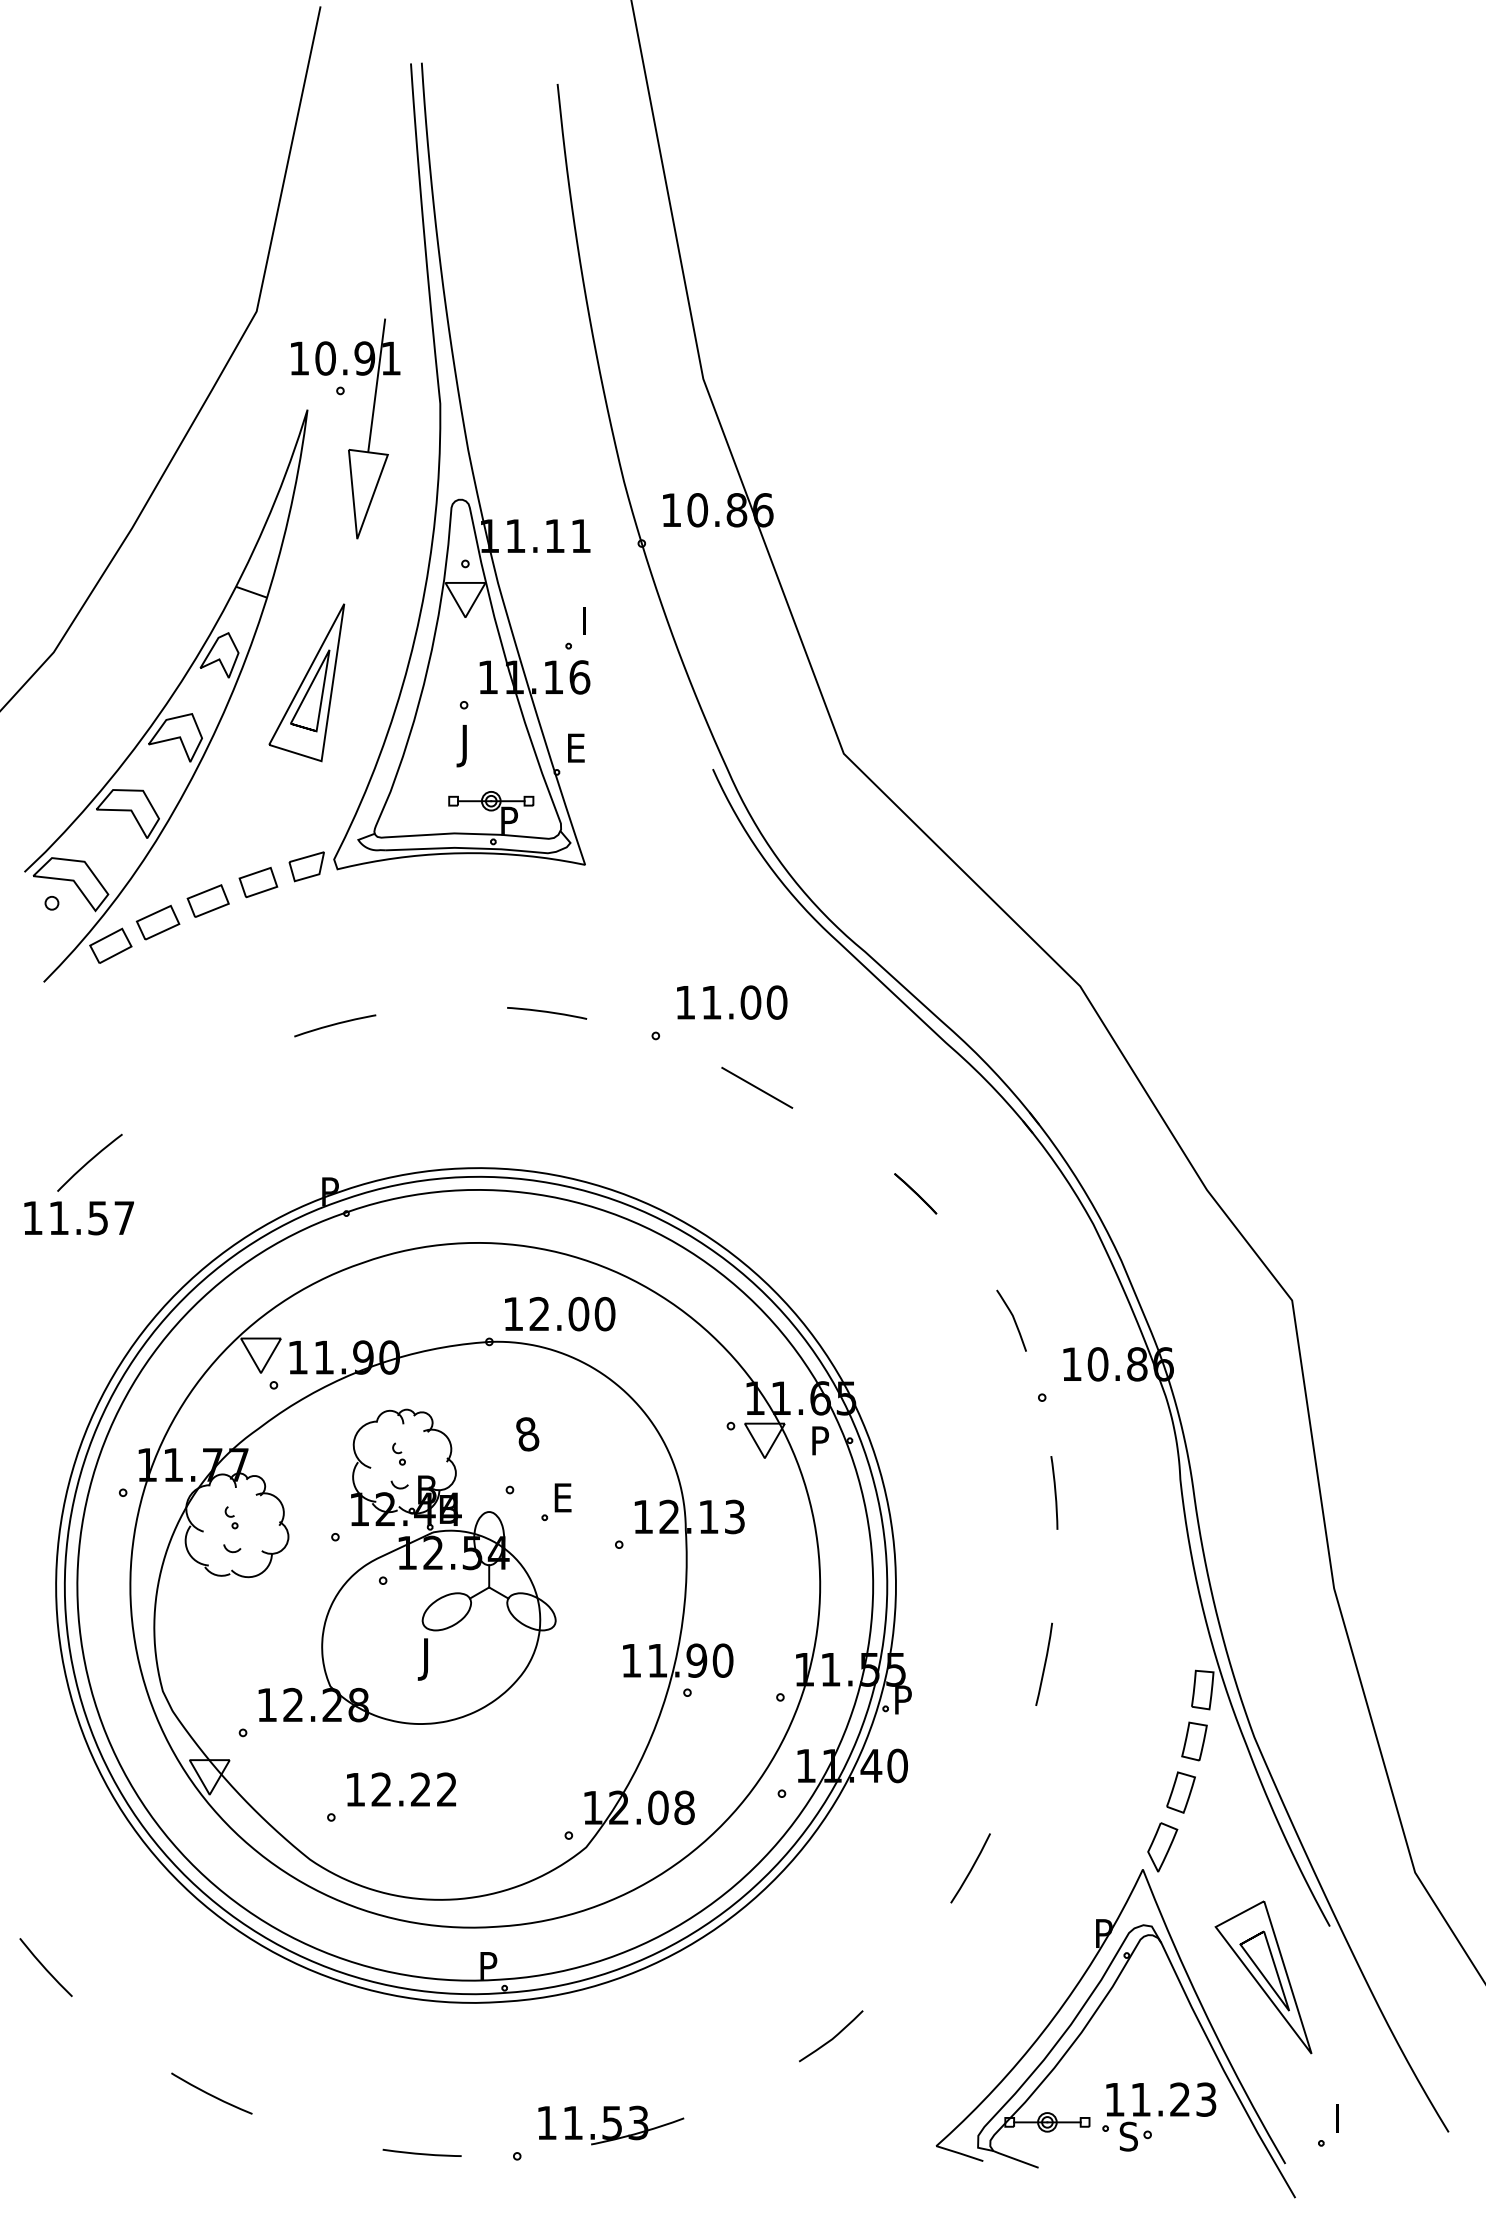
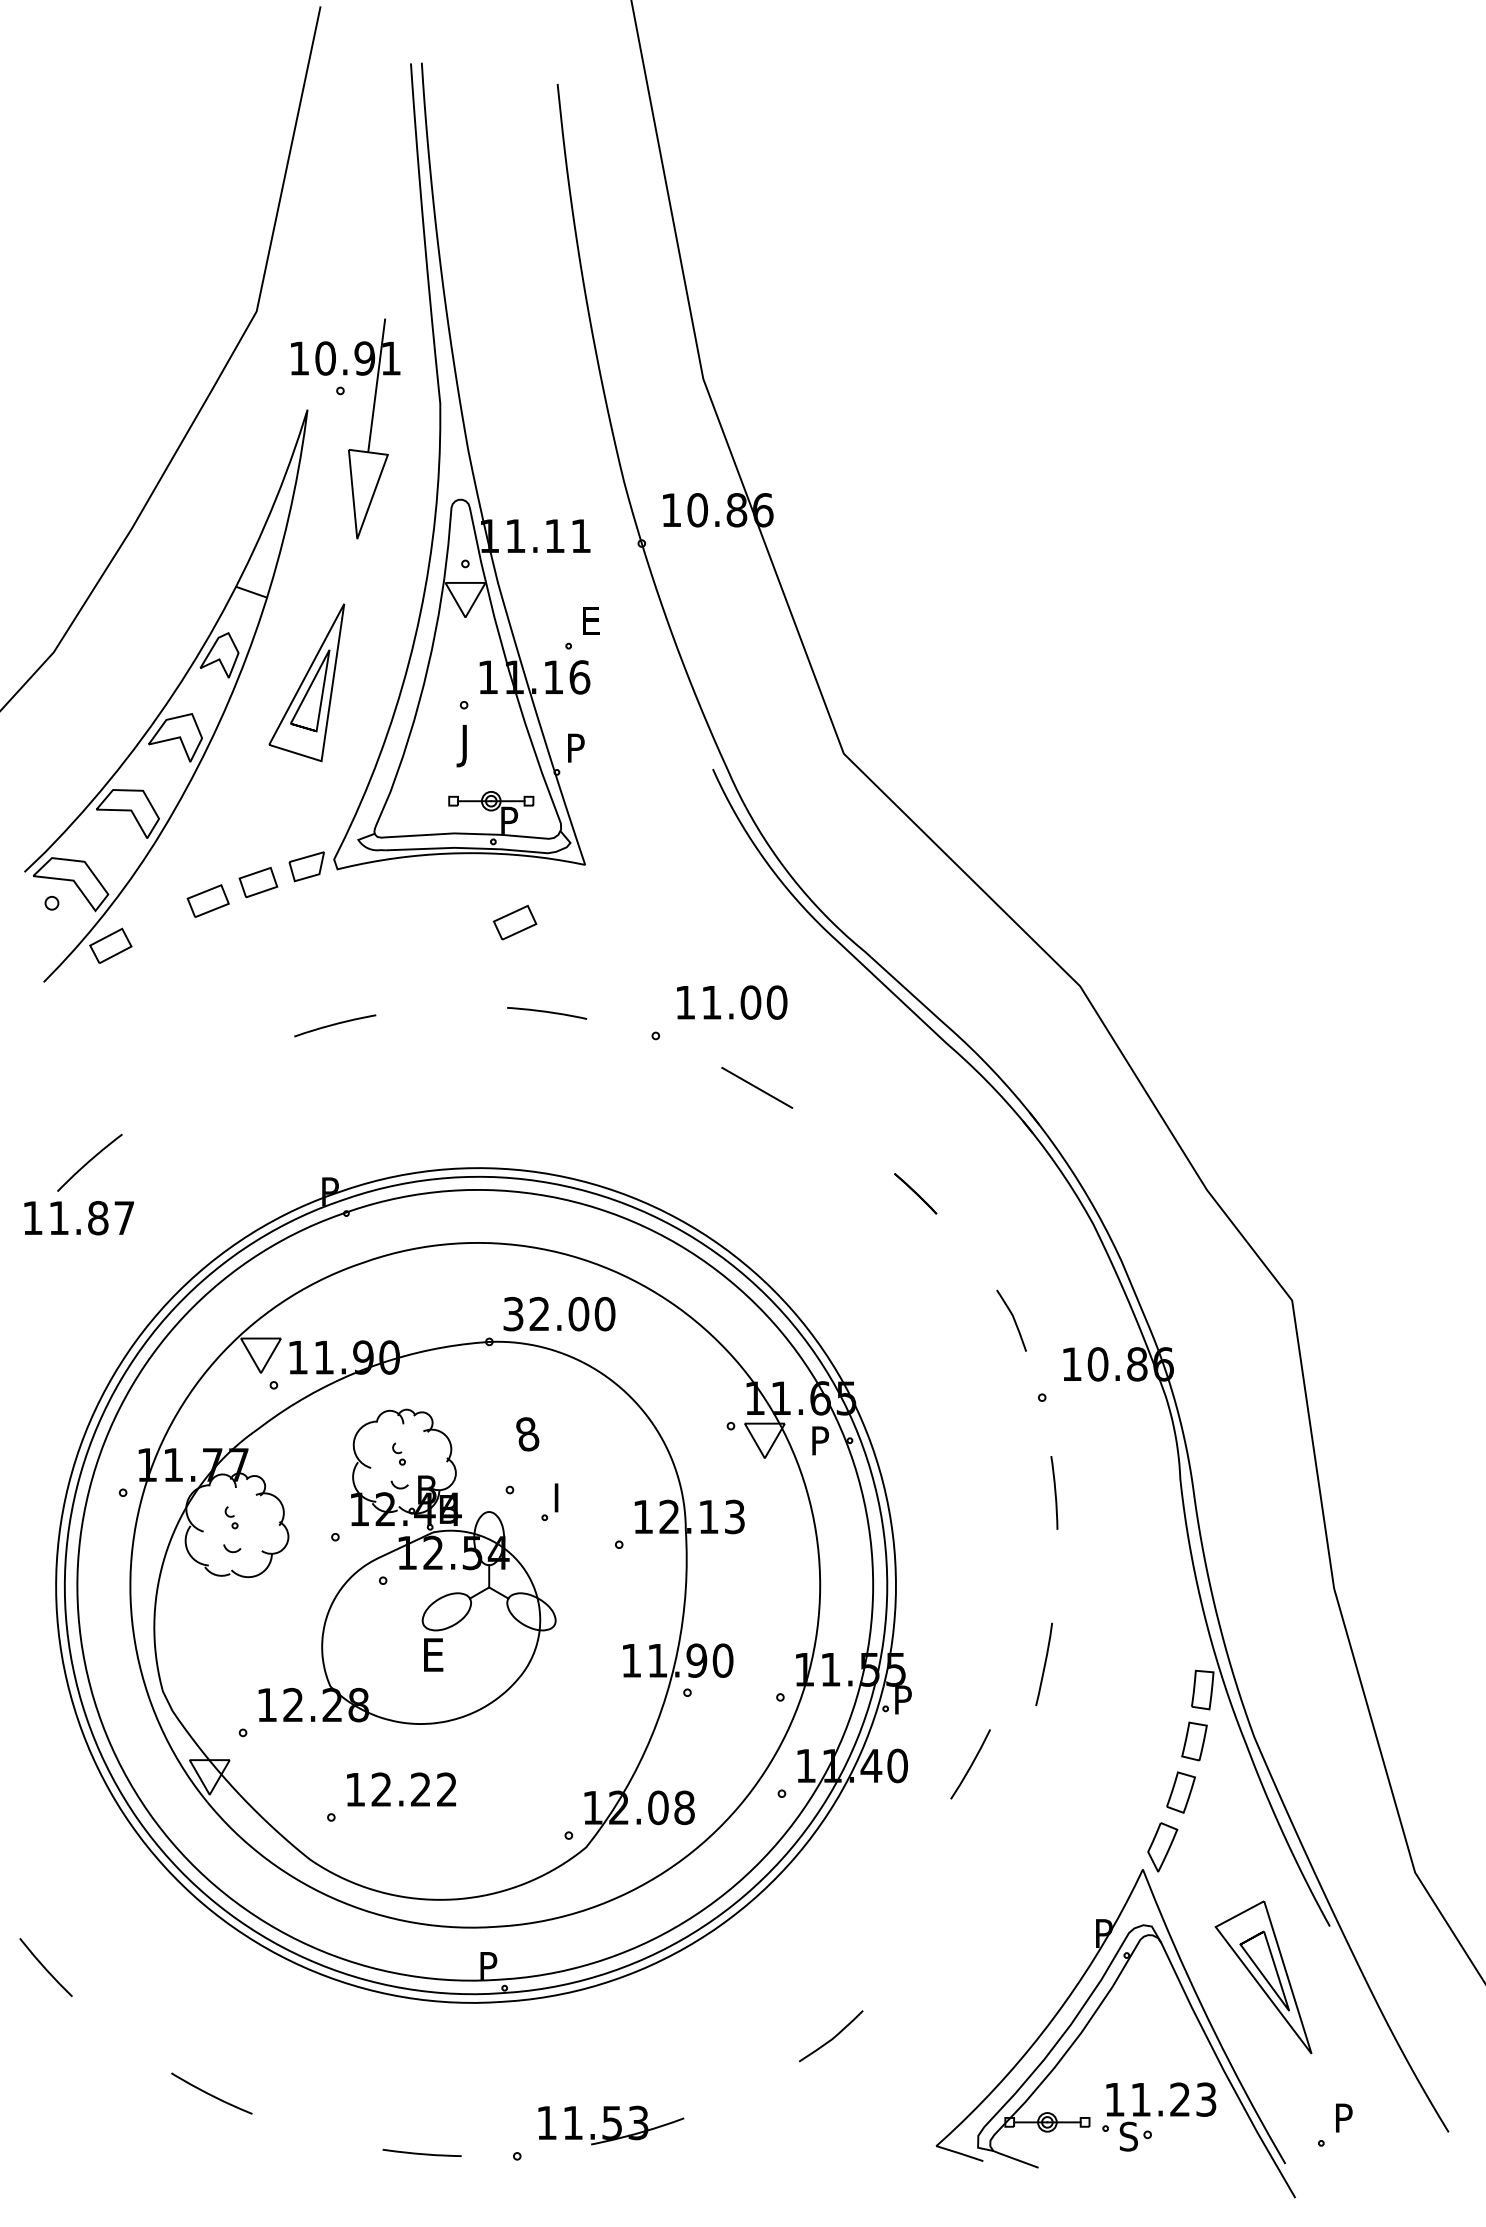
text: I -> E (592, 620)
text: E -> P (577, 747)
part position: (157, 922) -> (514, 922) (514, 922)
text: 11.57 -> 11.87 (98, 1218)
text: 12.00 -> 32.00 (513, 1313)
text: E -> I (564, 1497)
text: J -> E (430, 1659)
line position: (970, 1868) -> (970, 1764) (970, 1764)
text: I -> P (1344, 2117)
